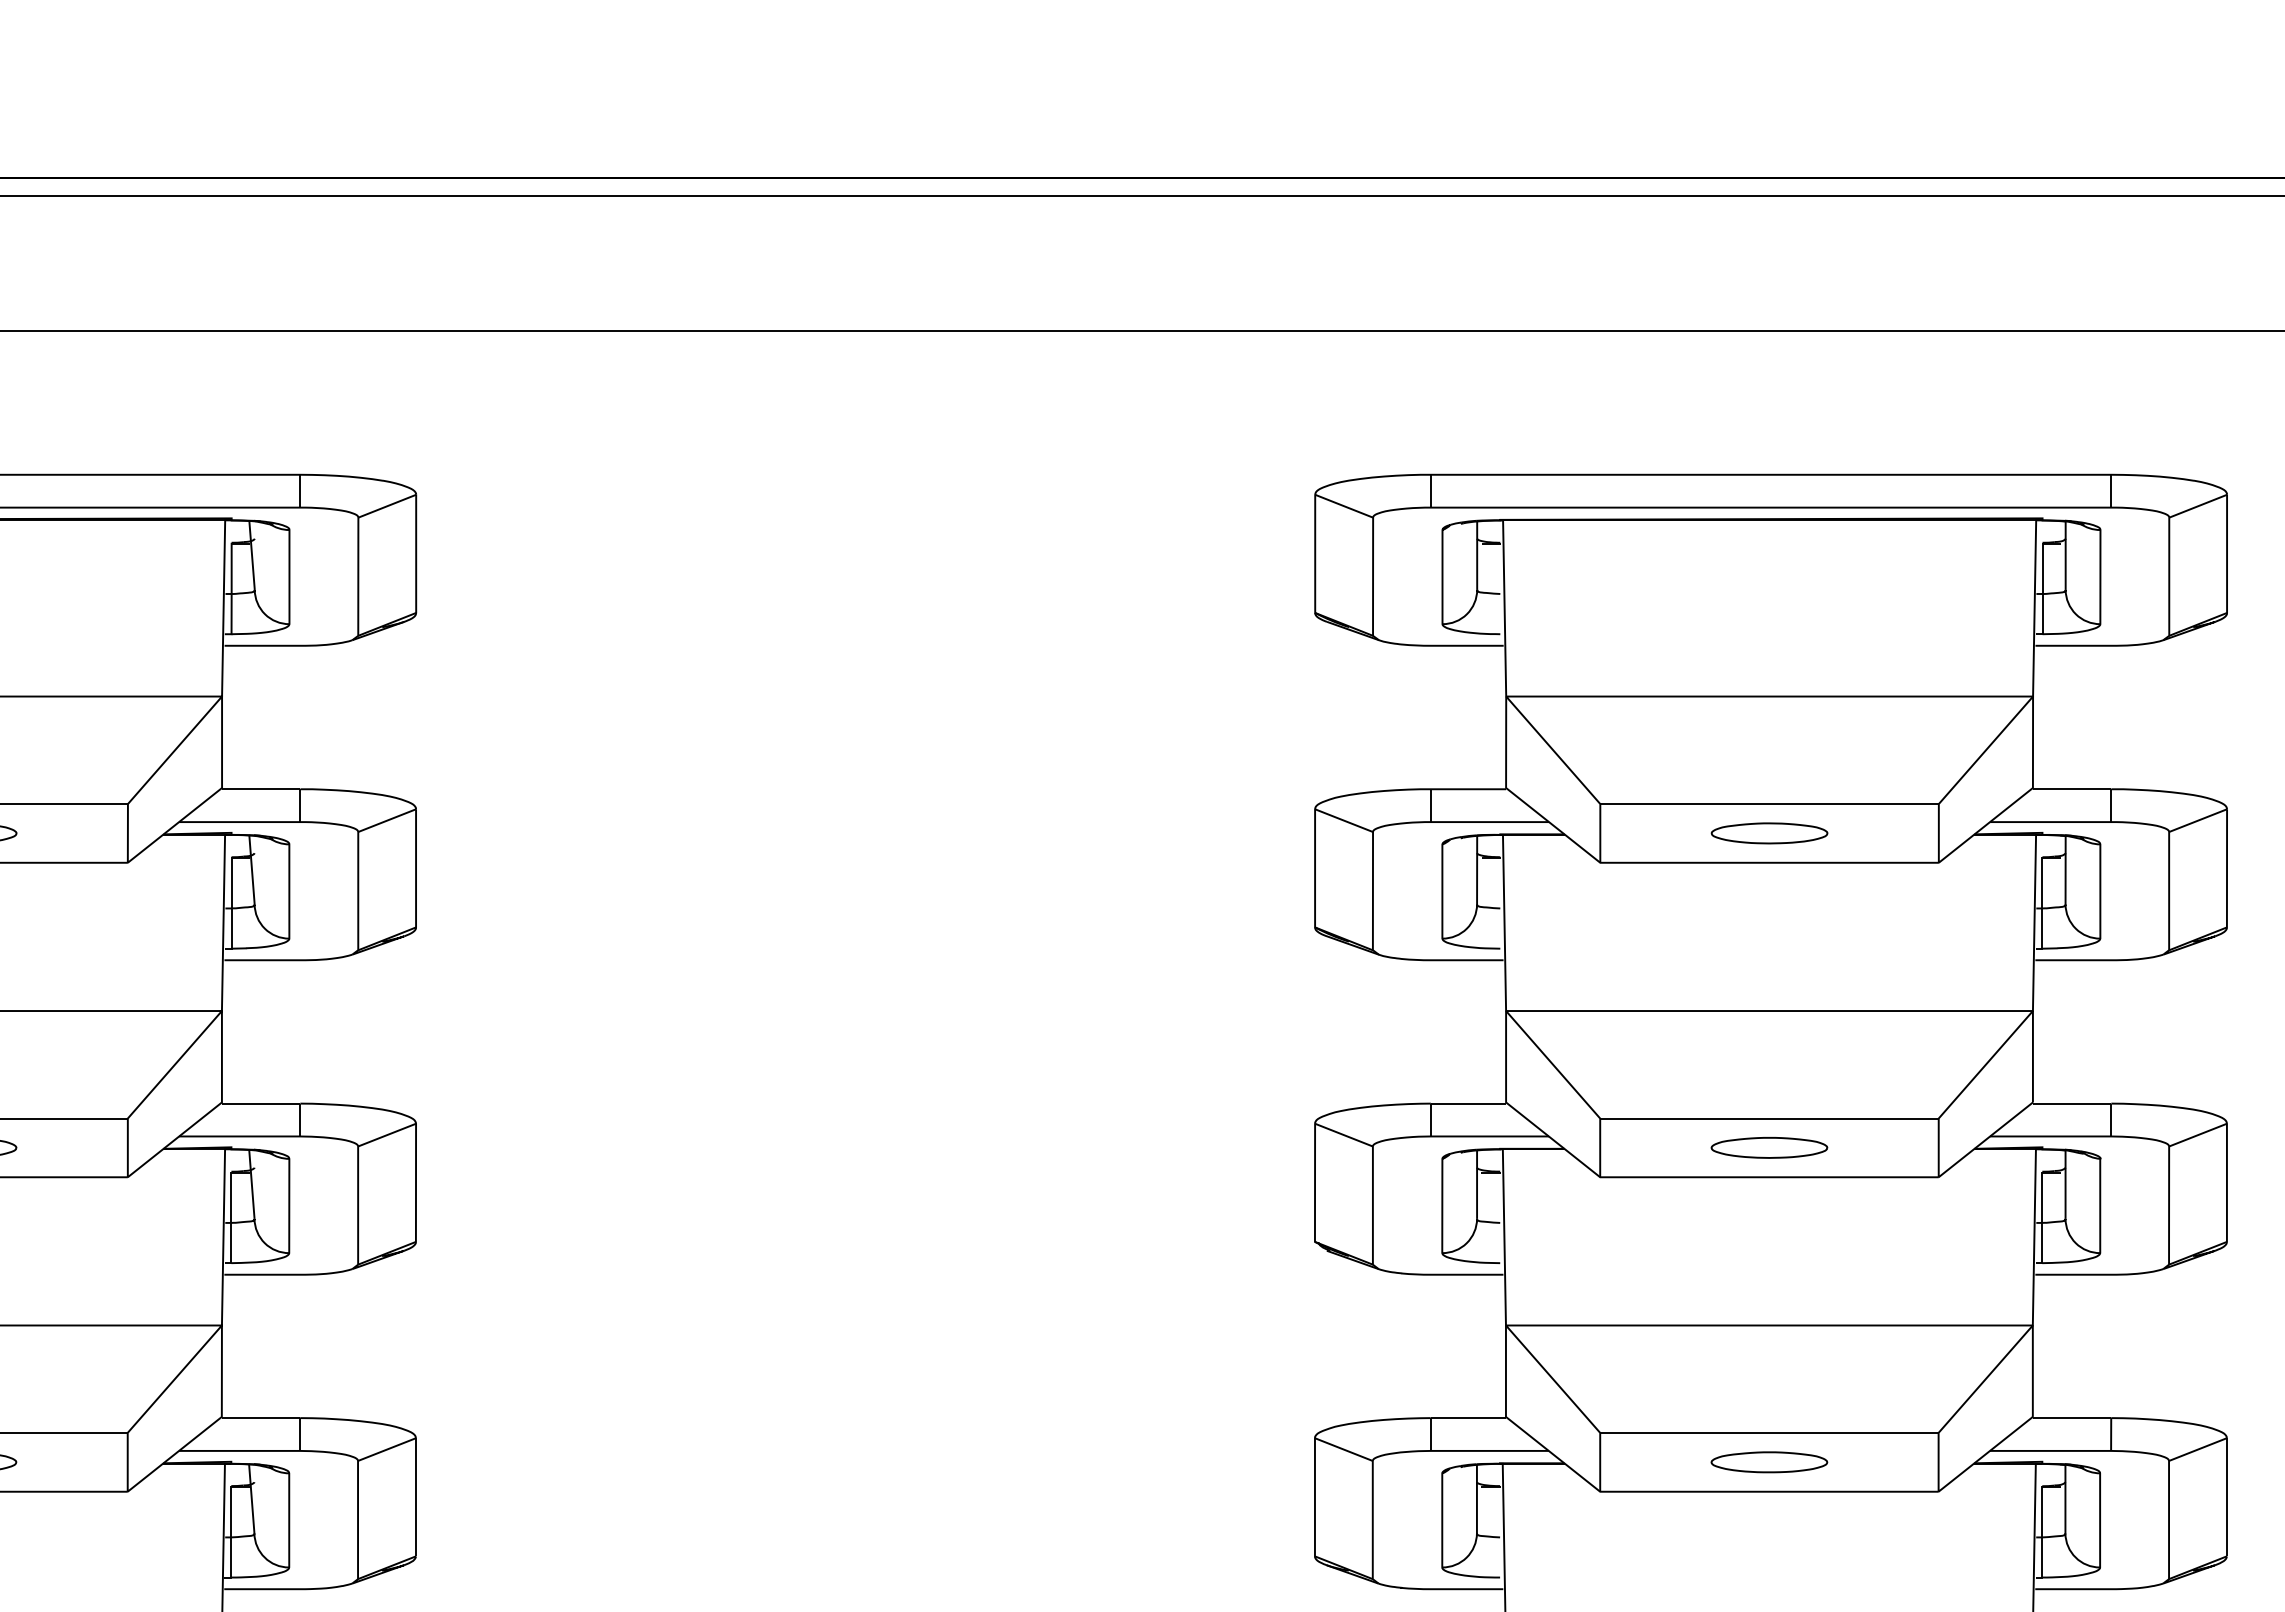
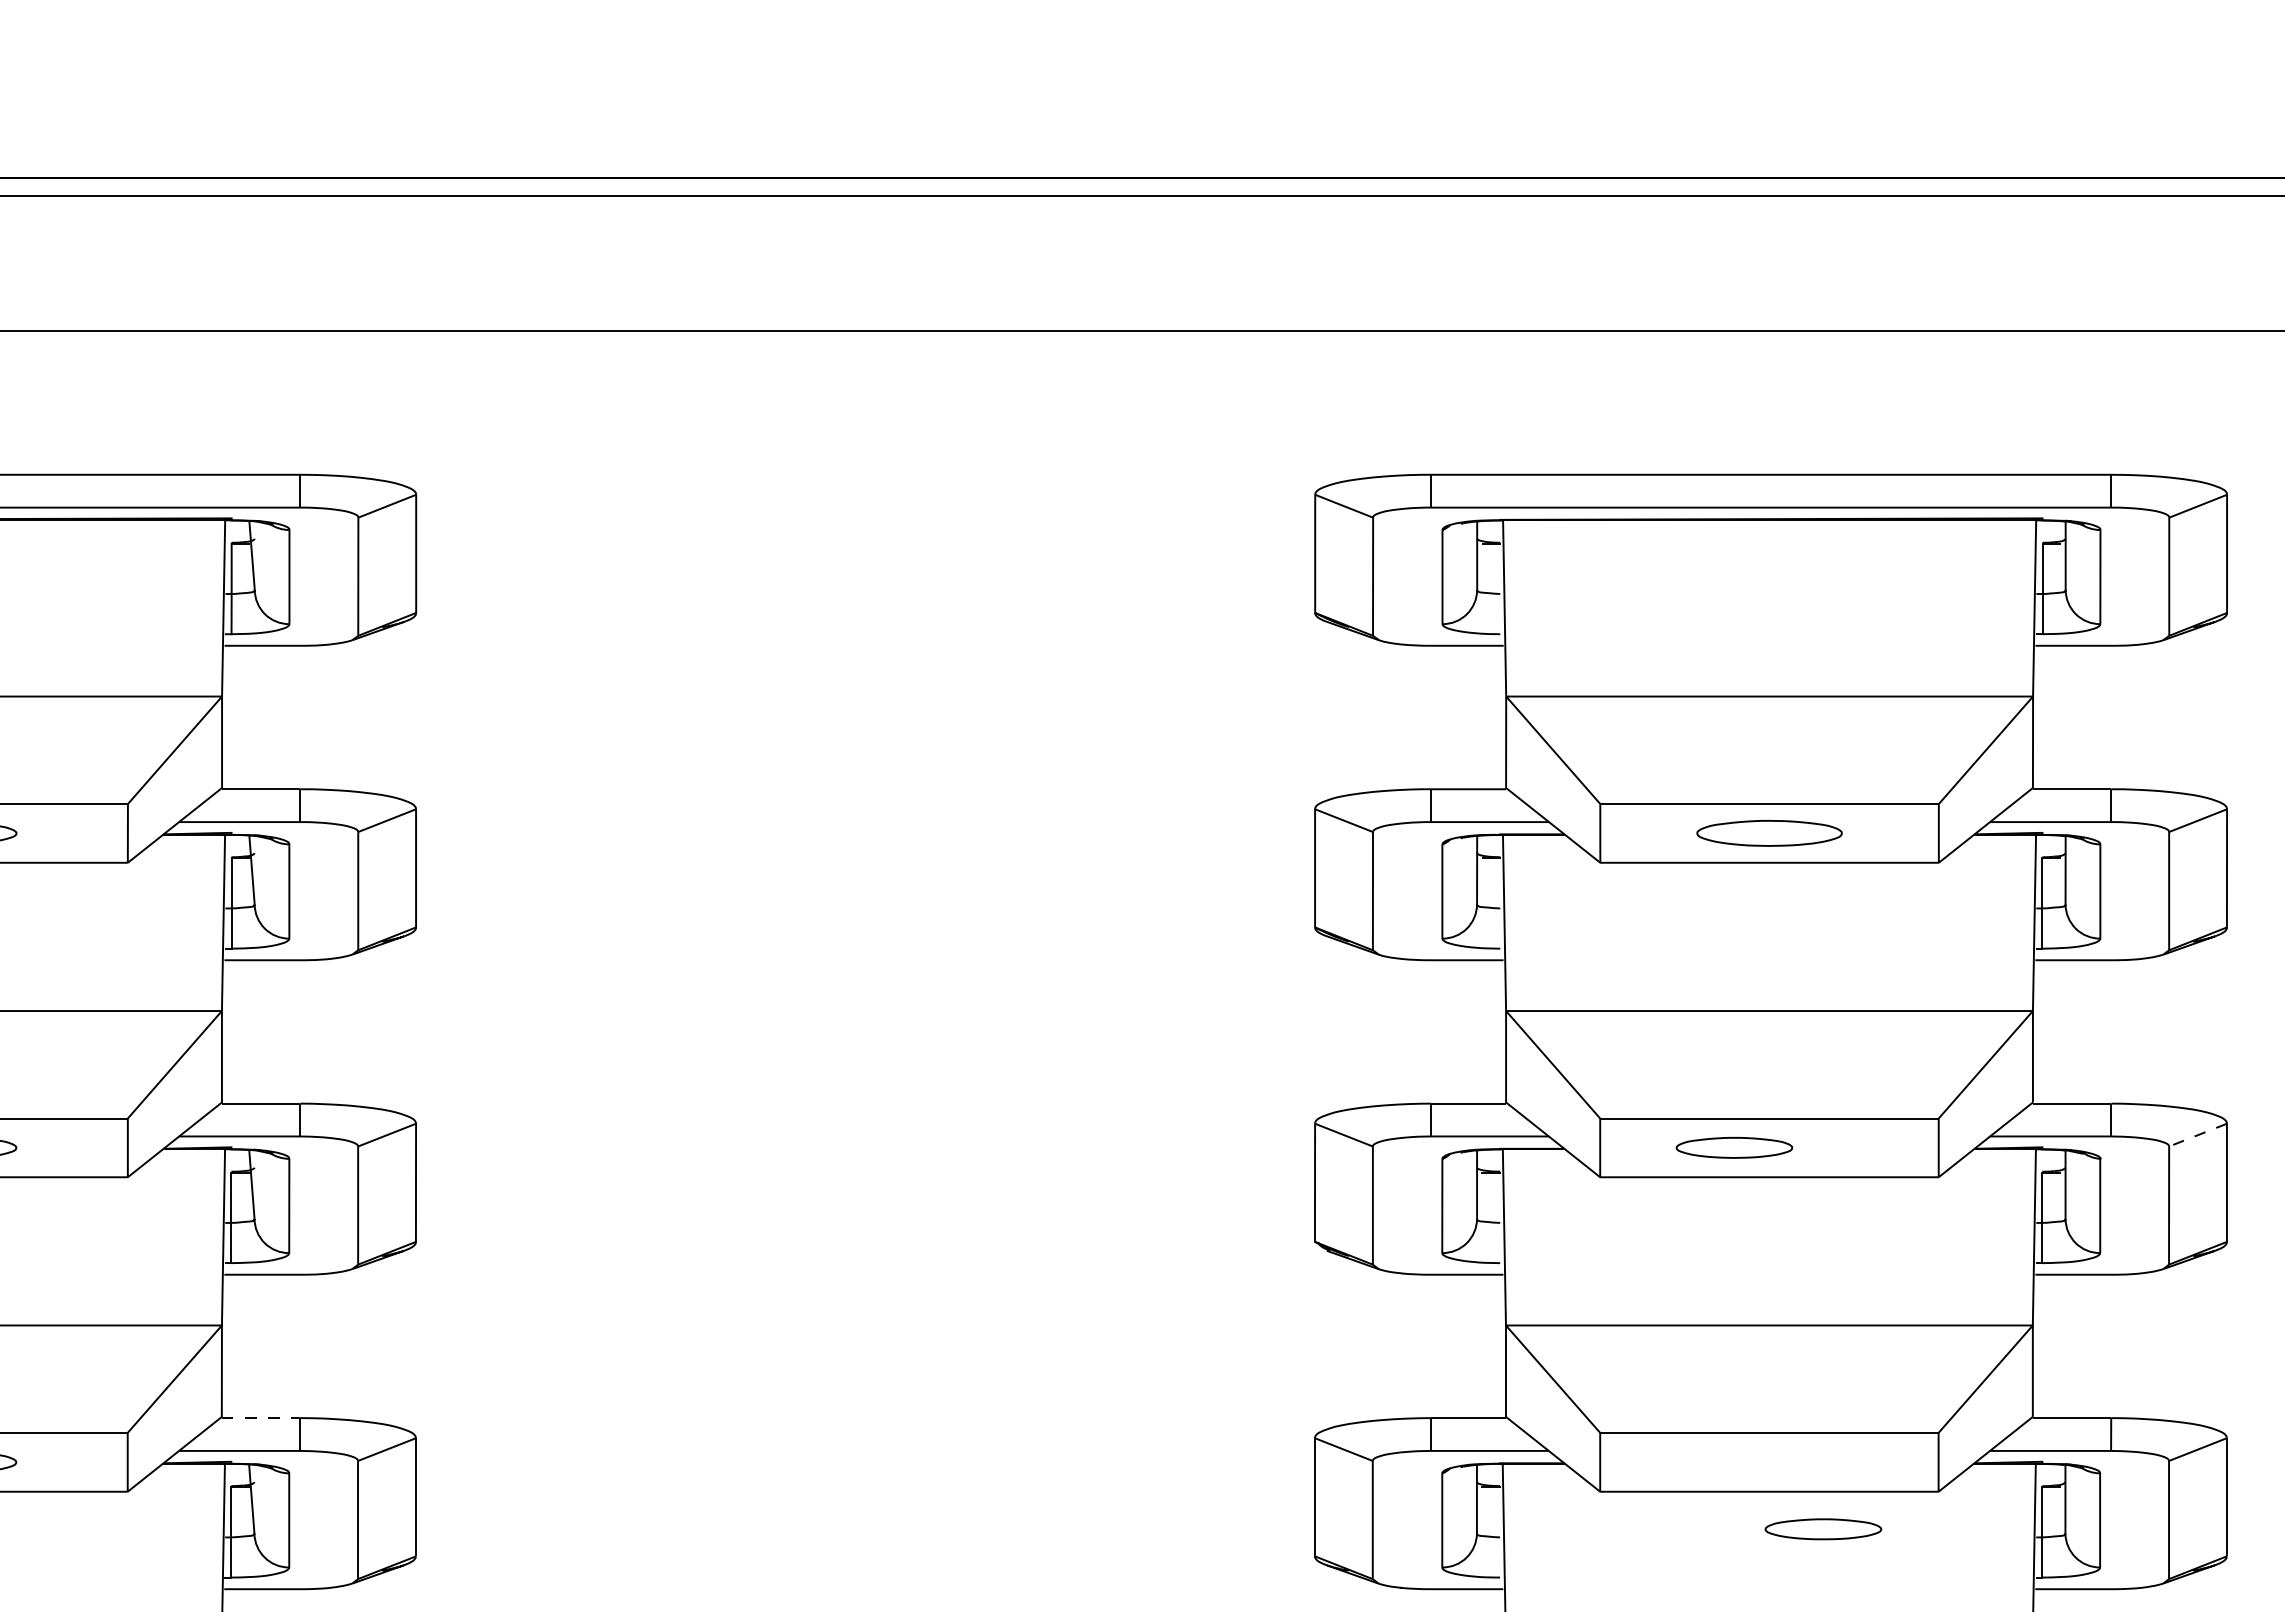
part size: 119x23 px -> 147x28 px (1769, 832)
line: solid -> dashed (2197, 1135)
part position: (1769, 1147) -> (1734, 1147) (1734, 1147)
line: solid -> dashed (261, 1418)
part position: (1769, 1462) -> (1823, 1529) (1823, 1529)
